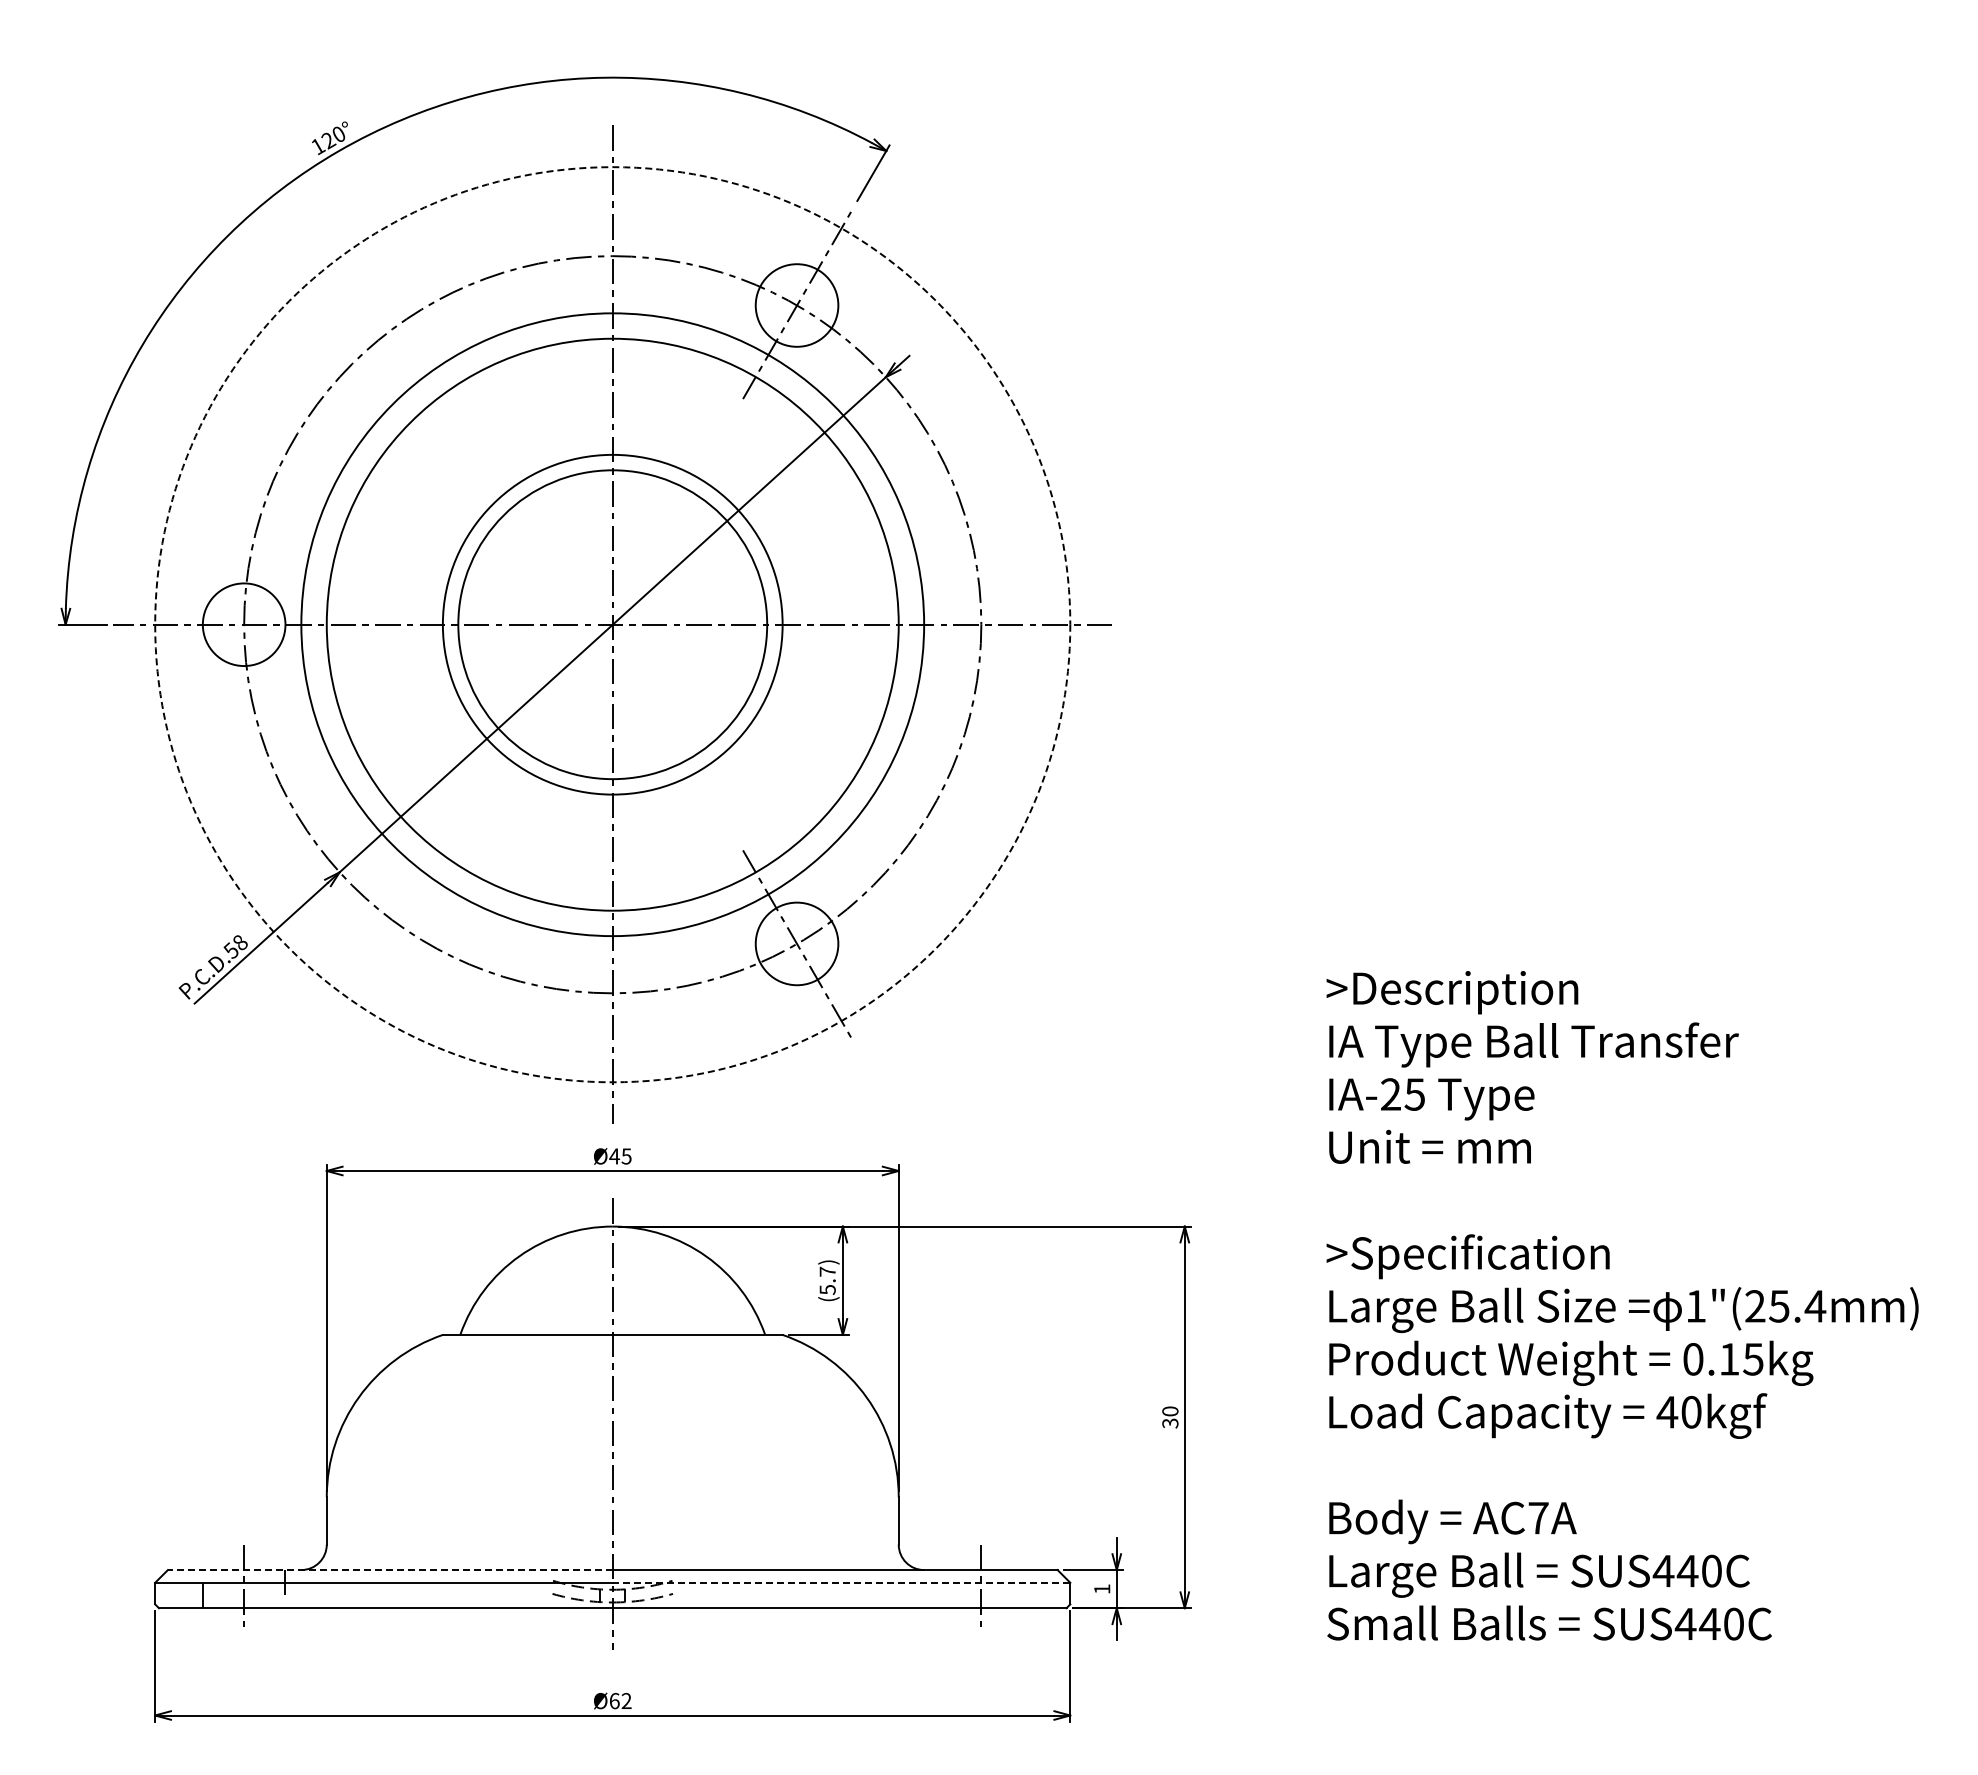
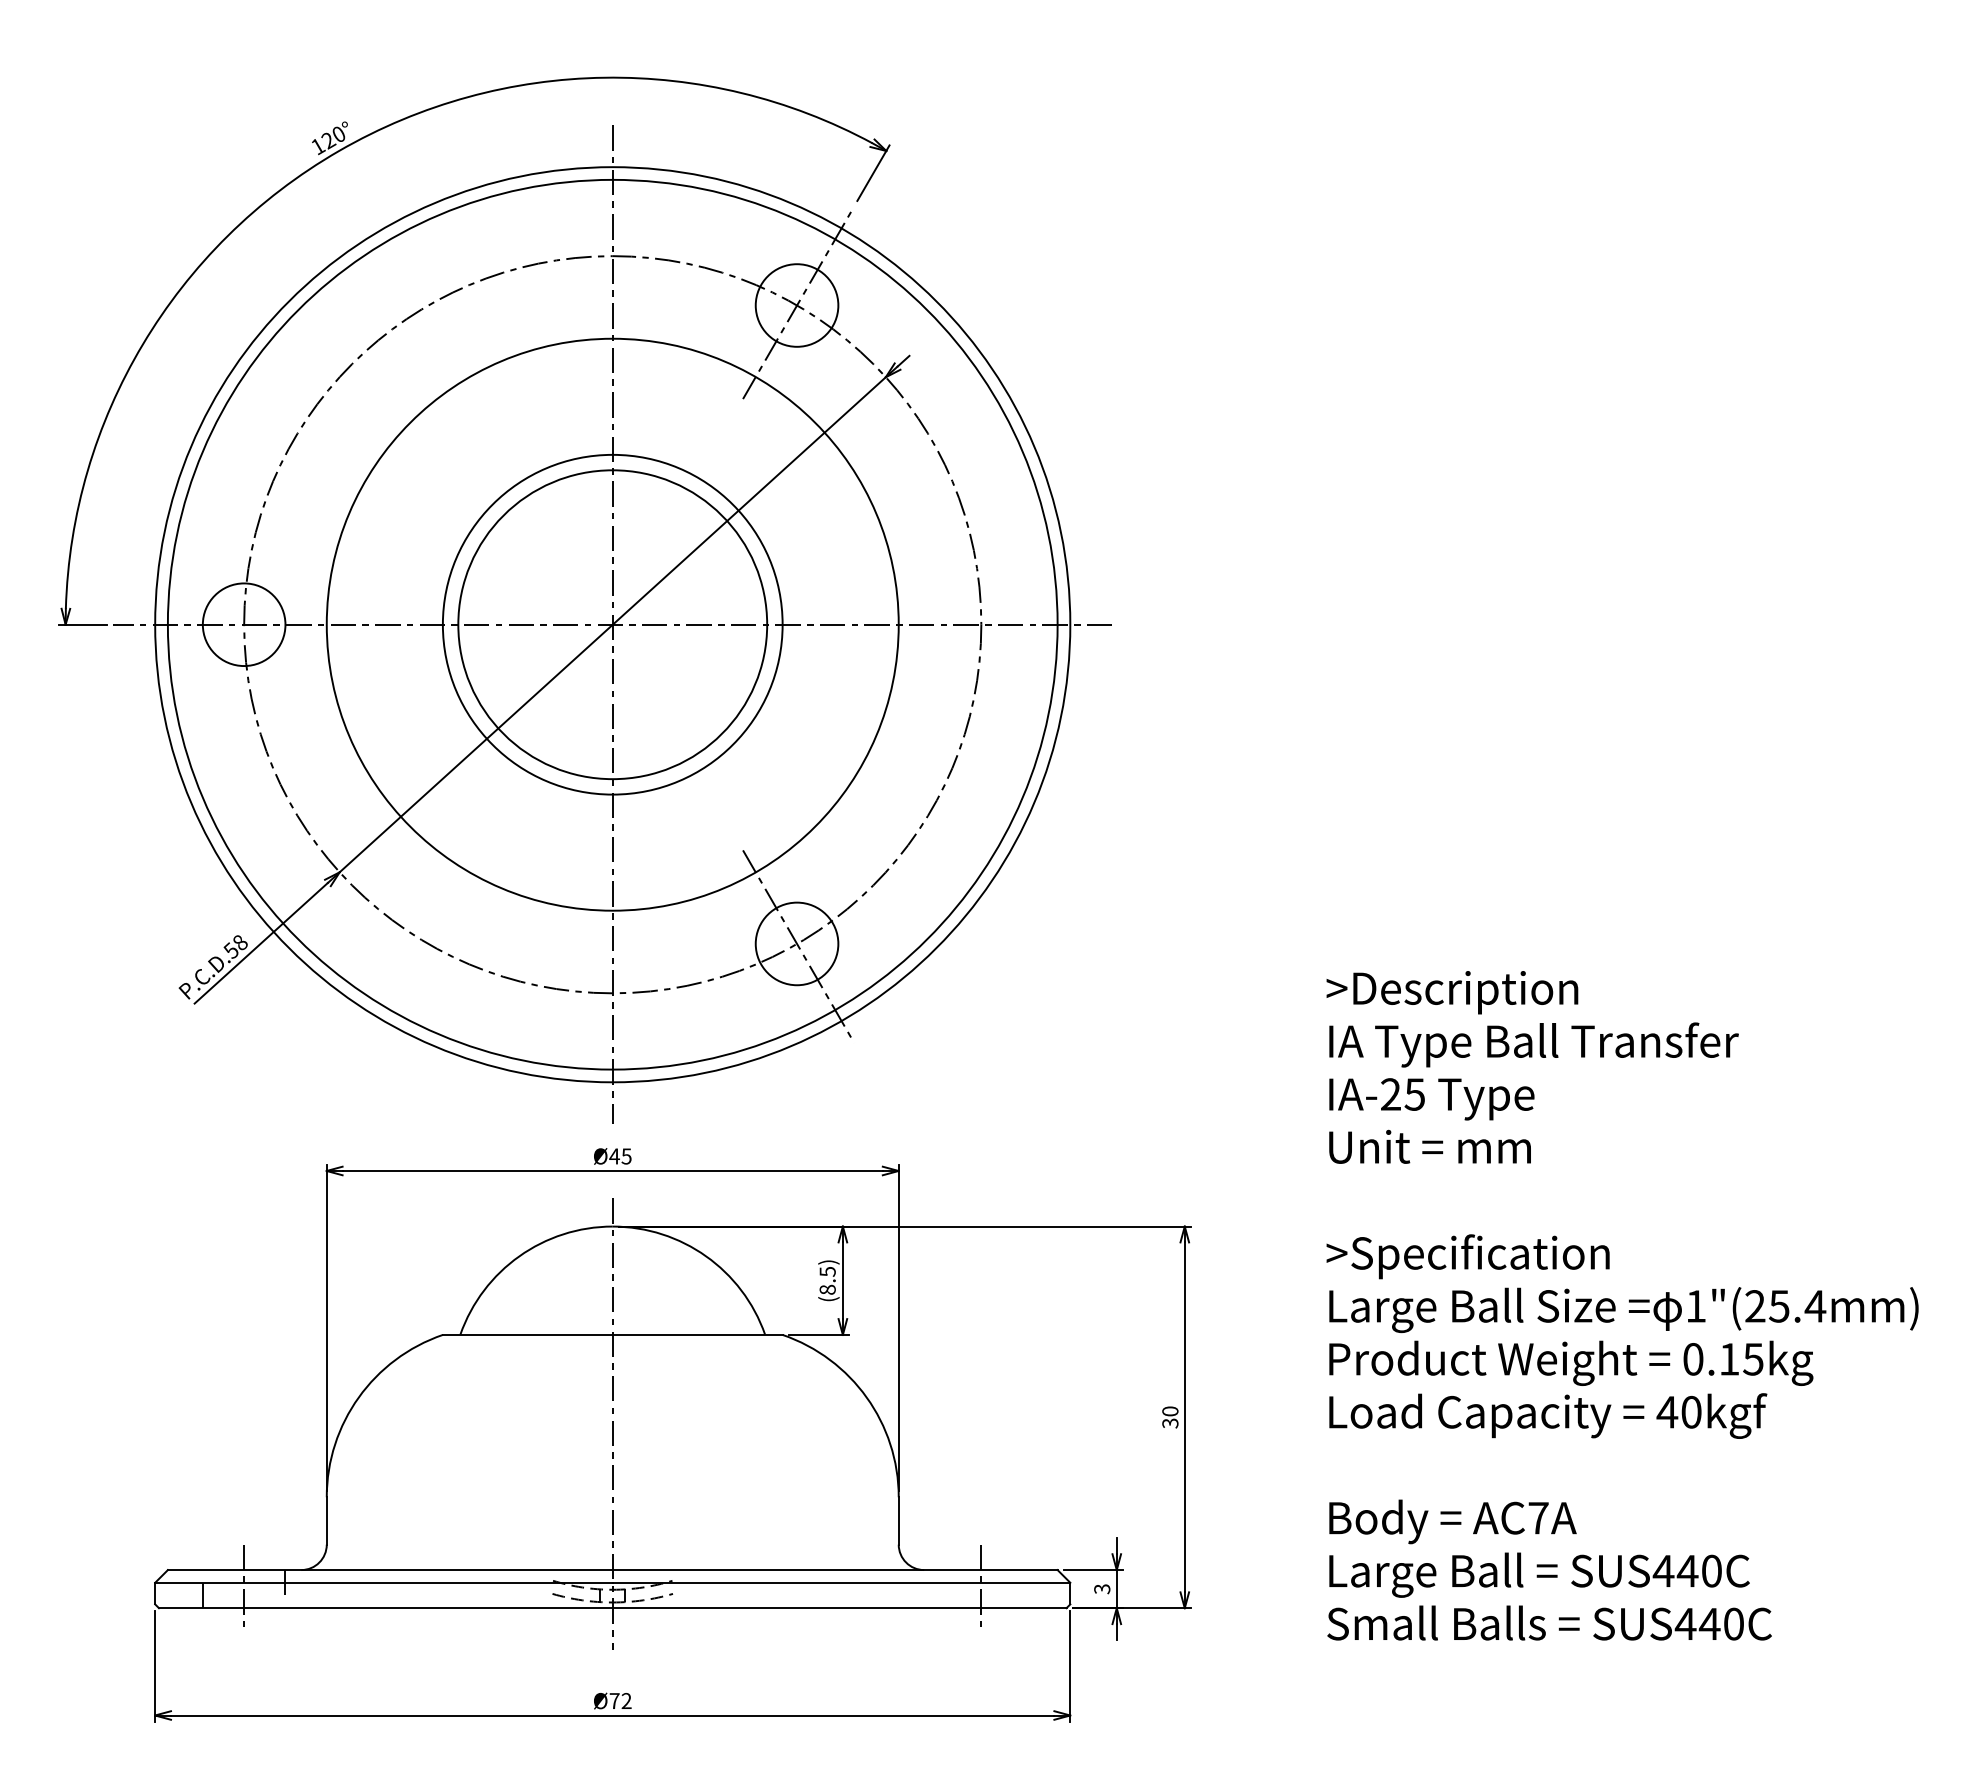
circle diameter: 623 px -> 890 px (612, 624)
circle: dashed -> solid (612, 624)
text: (5.7) -> (8.5) (827, 1280)
line: dashed -> solid (389, 1570)
line: dashed -> solid (841, 1582)
text: 1 -> 3 (1102, 1589)
text: Ø62 -> Ø72 (614, 1701)
